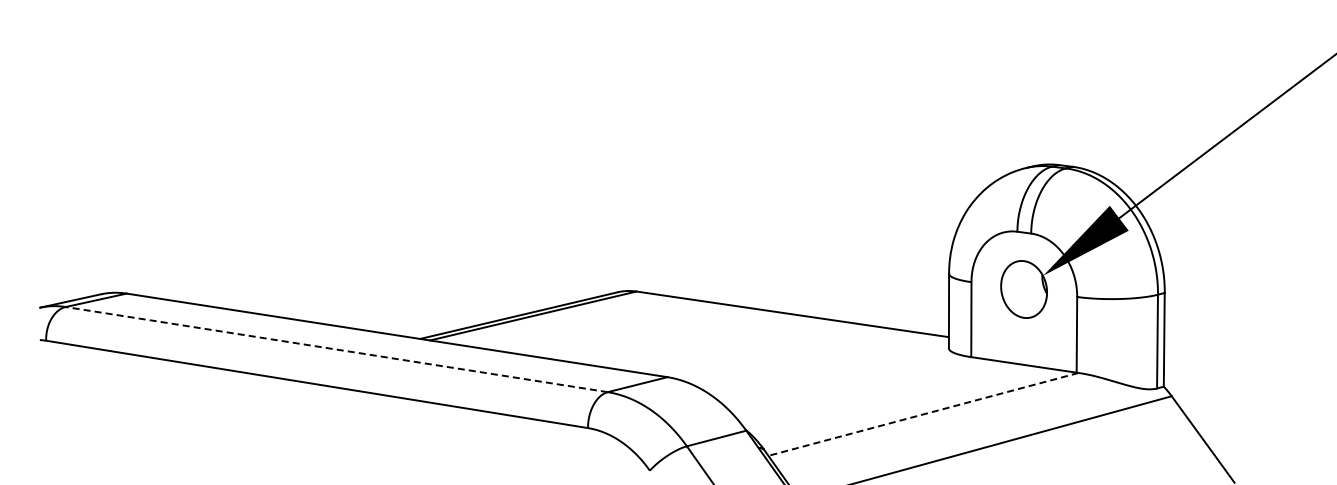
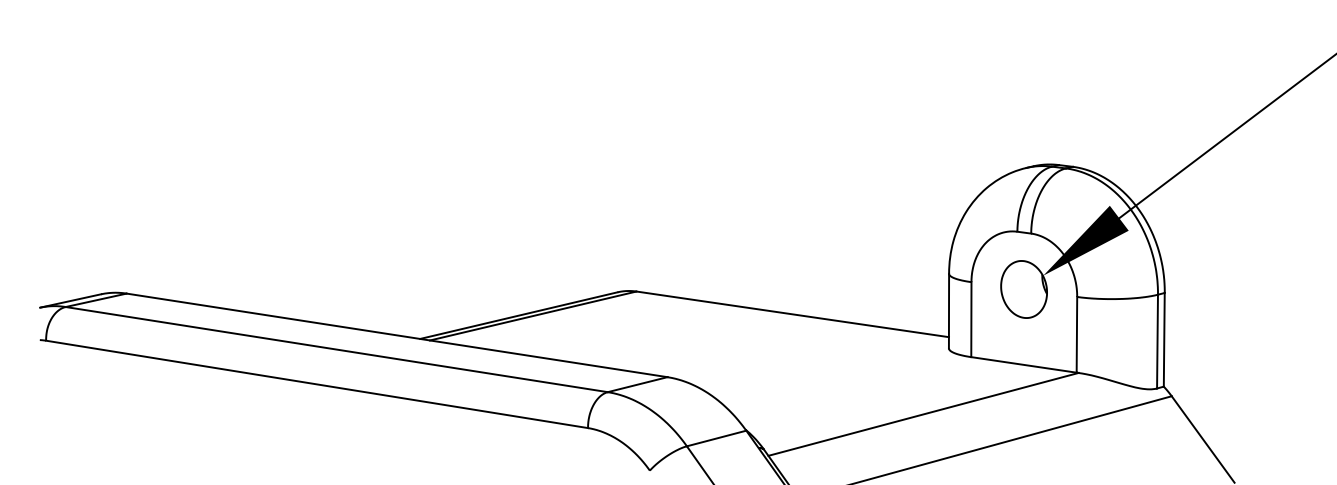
line: dashed -> solid (336, 349)
line: dashed -> solid (923, 414)
